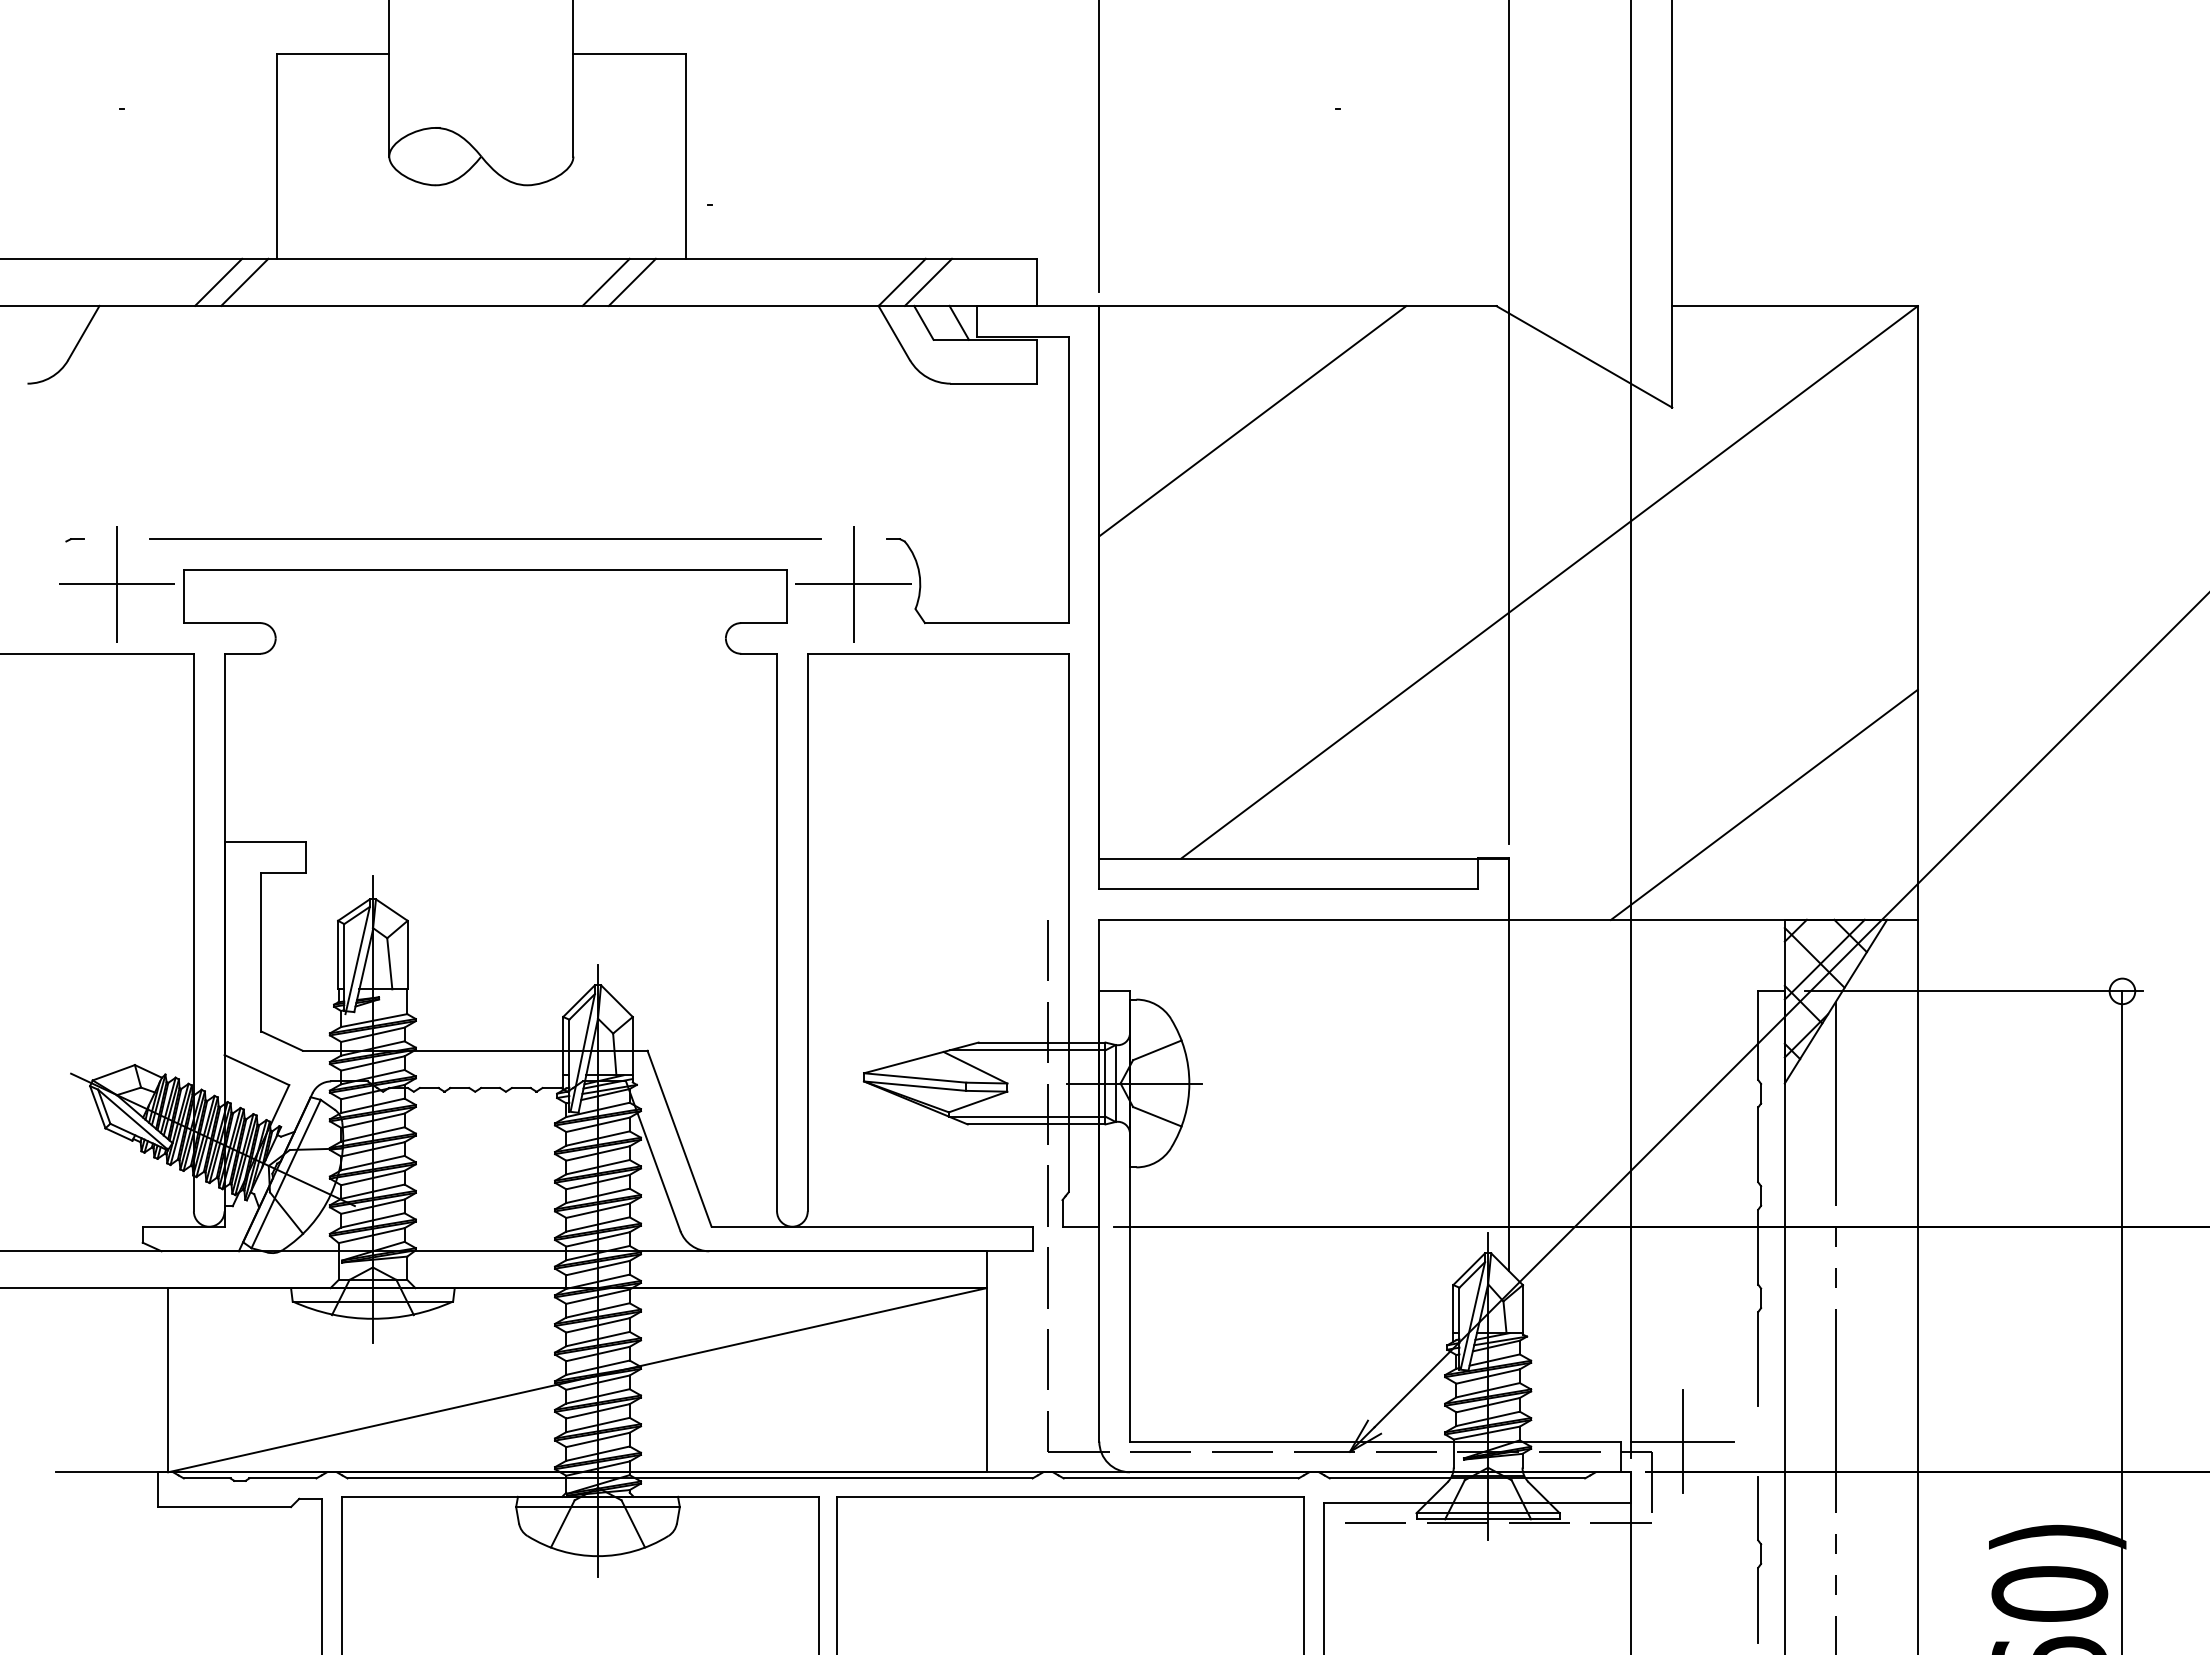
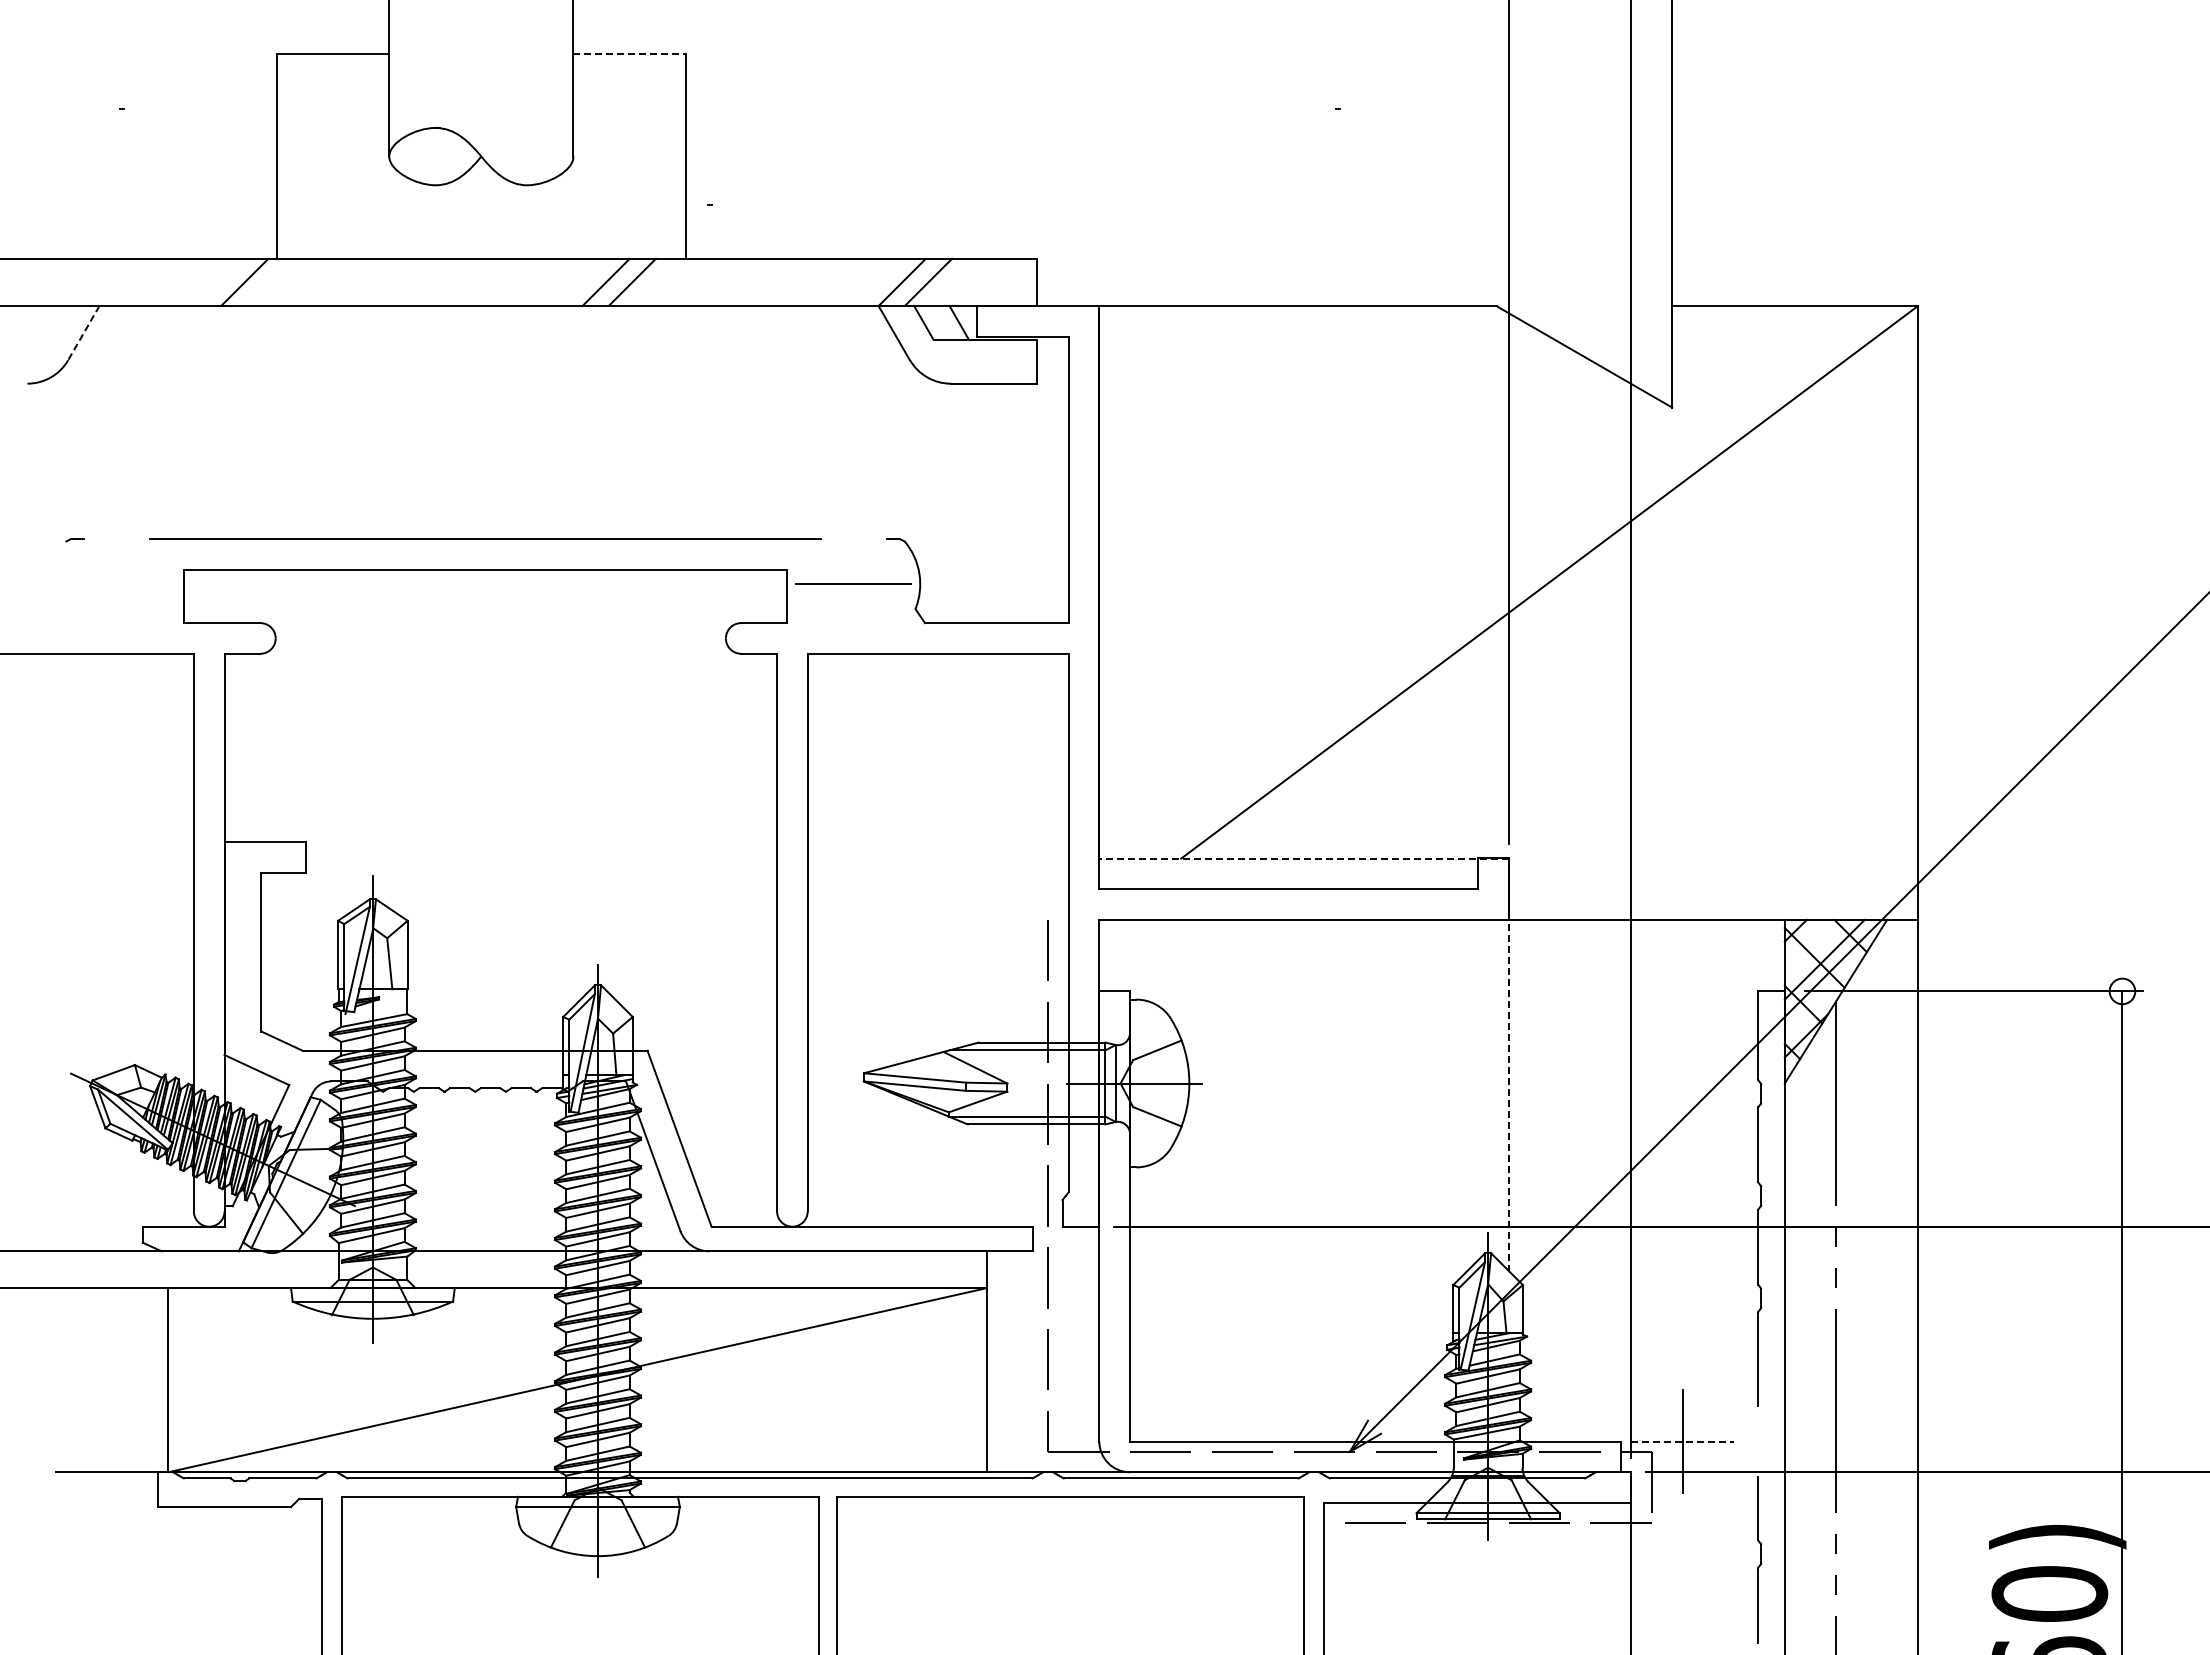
line: solid -> dashed (630, 54)
line: present -> none (1099, 146)
line: present -> none (218, 281)
line: solid -> dashed (83, 333)
line: present -> none (1252, 421)
line: present -> none (853, 583)
part: present -> none (116, 584)
line: present -> none (1763, 804)
line: solid -> dashed (1303, 858)
line: solid -> dashed (1508, 1086)
line: solid -> dashed (1683, 1441)
